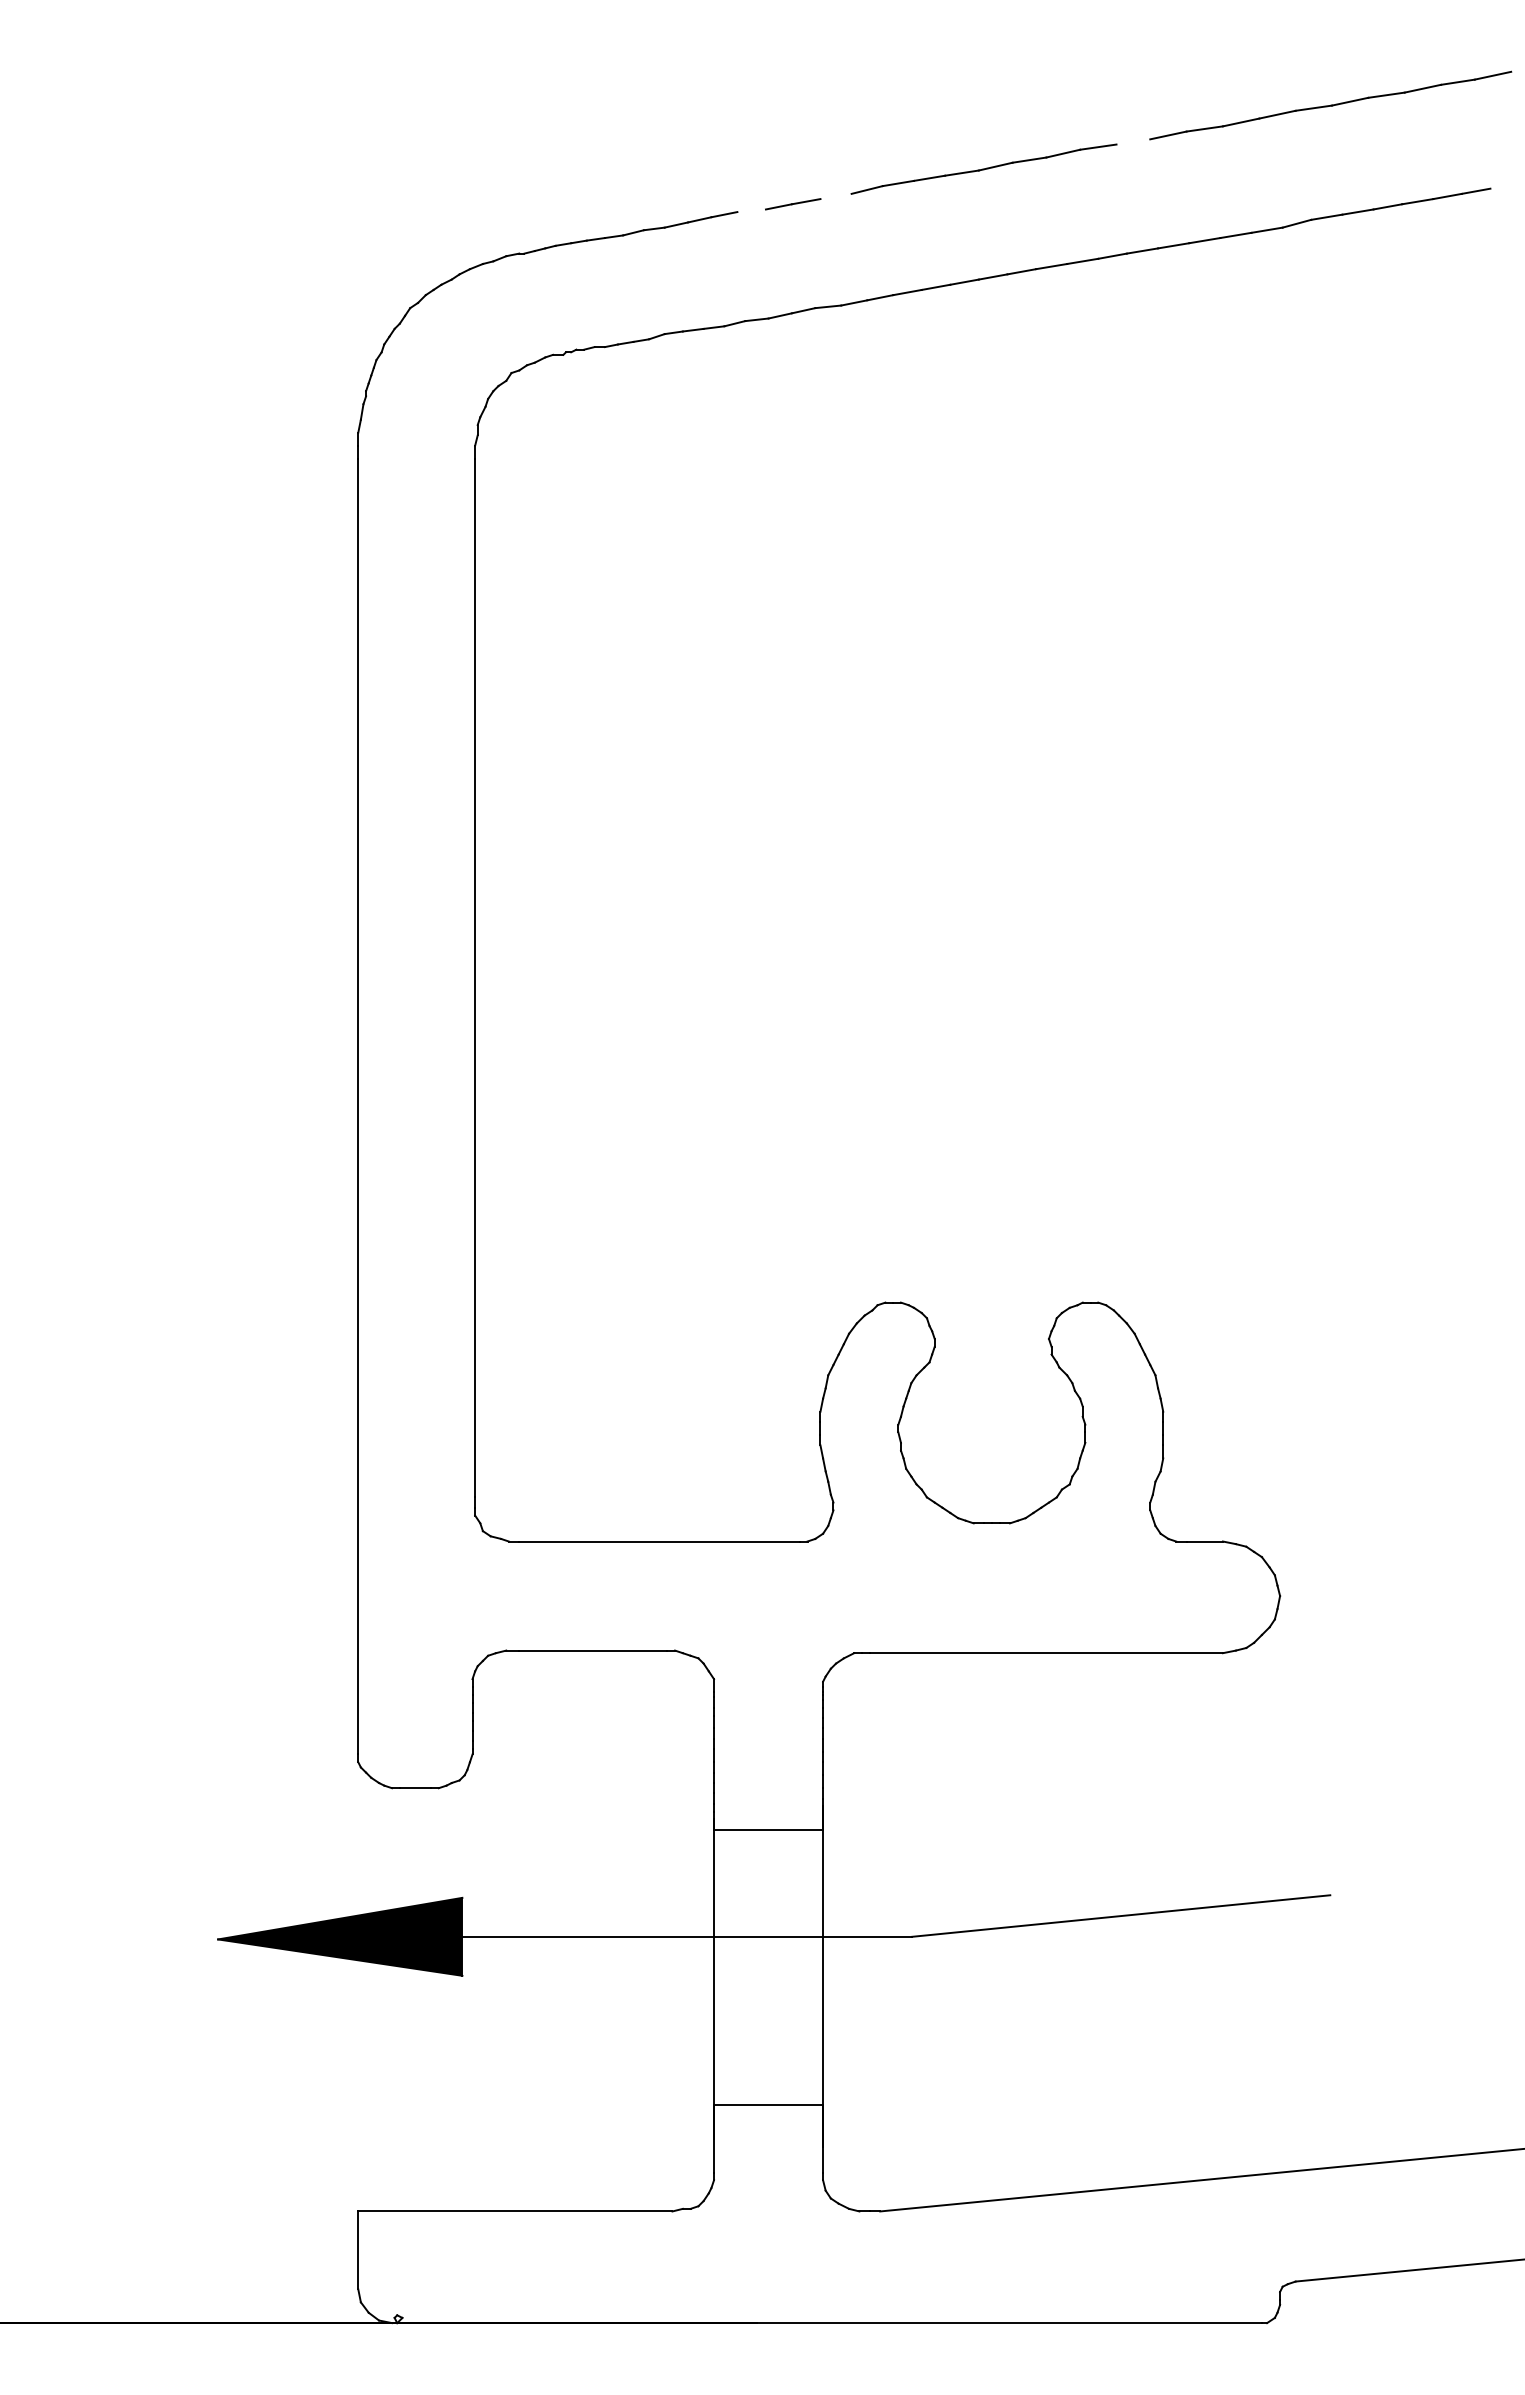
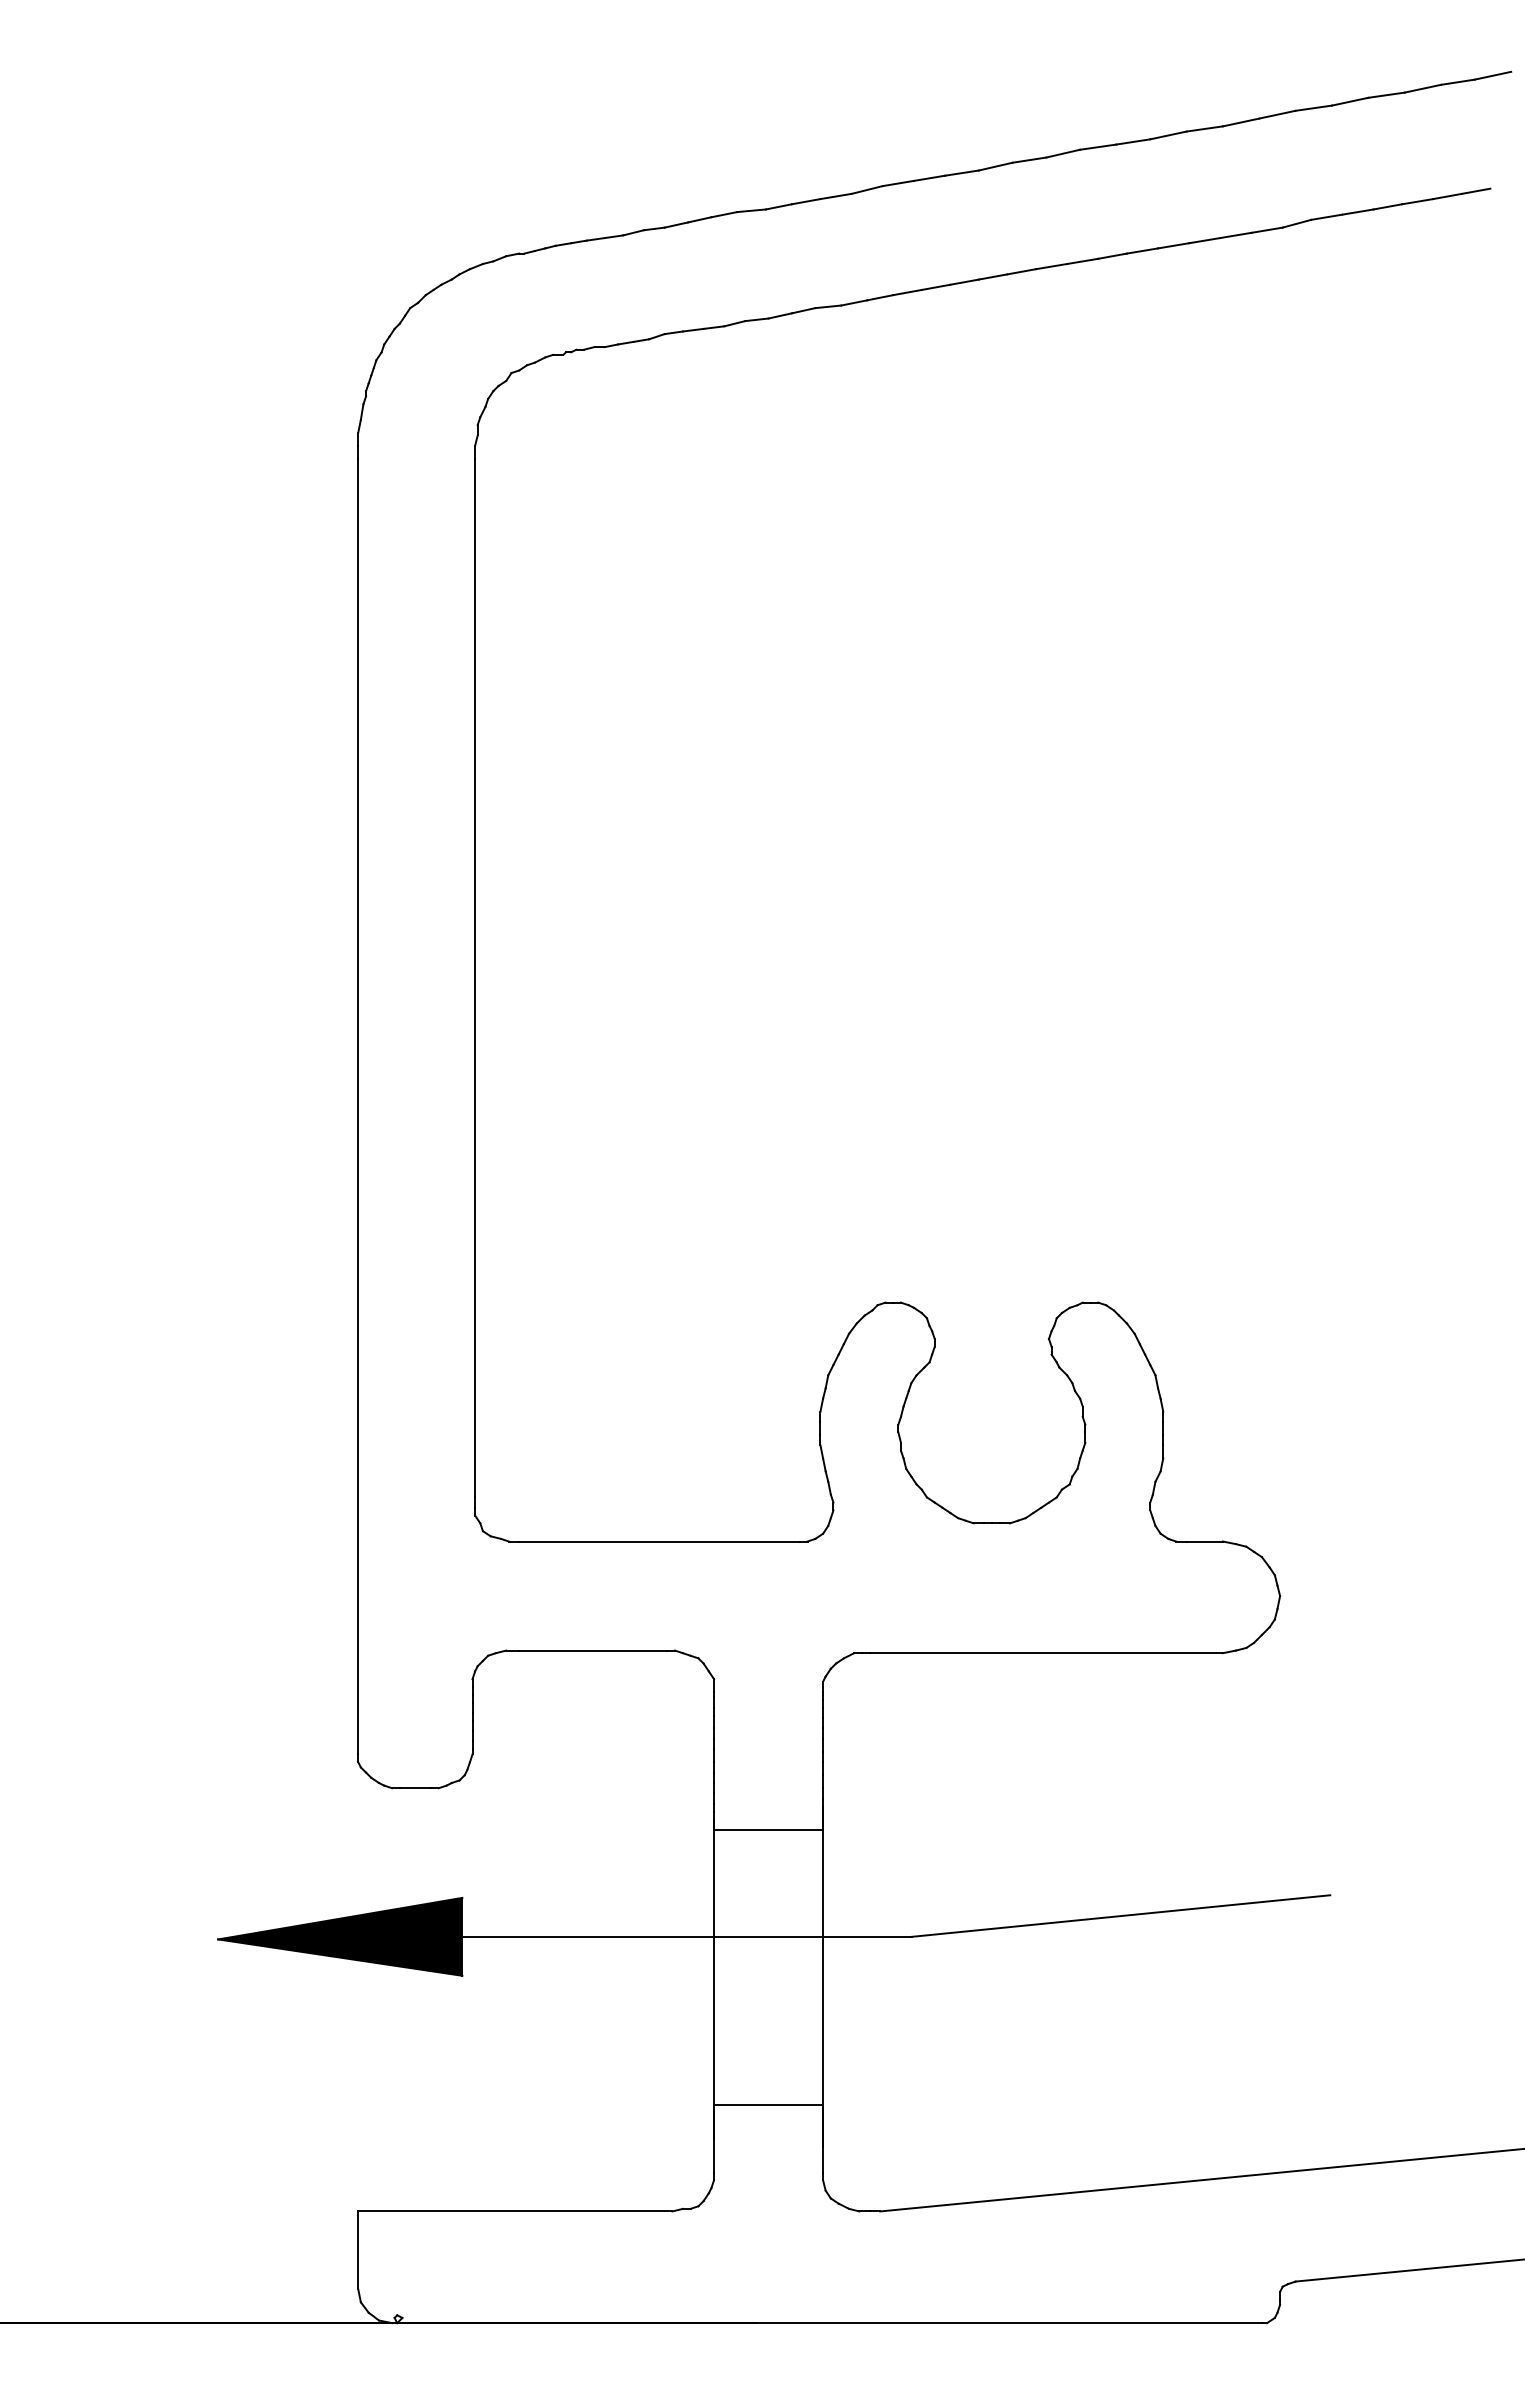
line: none -> present (1133, 141)
line: none -> present (835, 196)
line: none -> present (751, 210)
